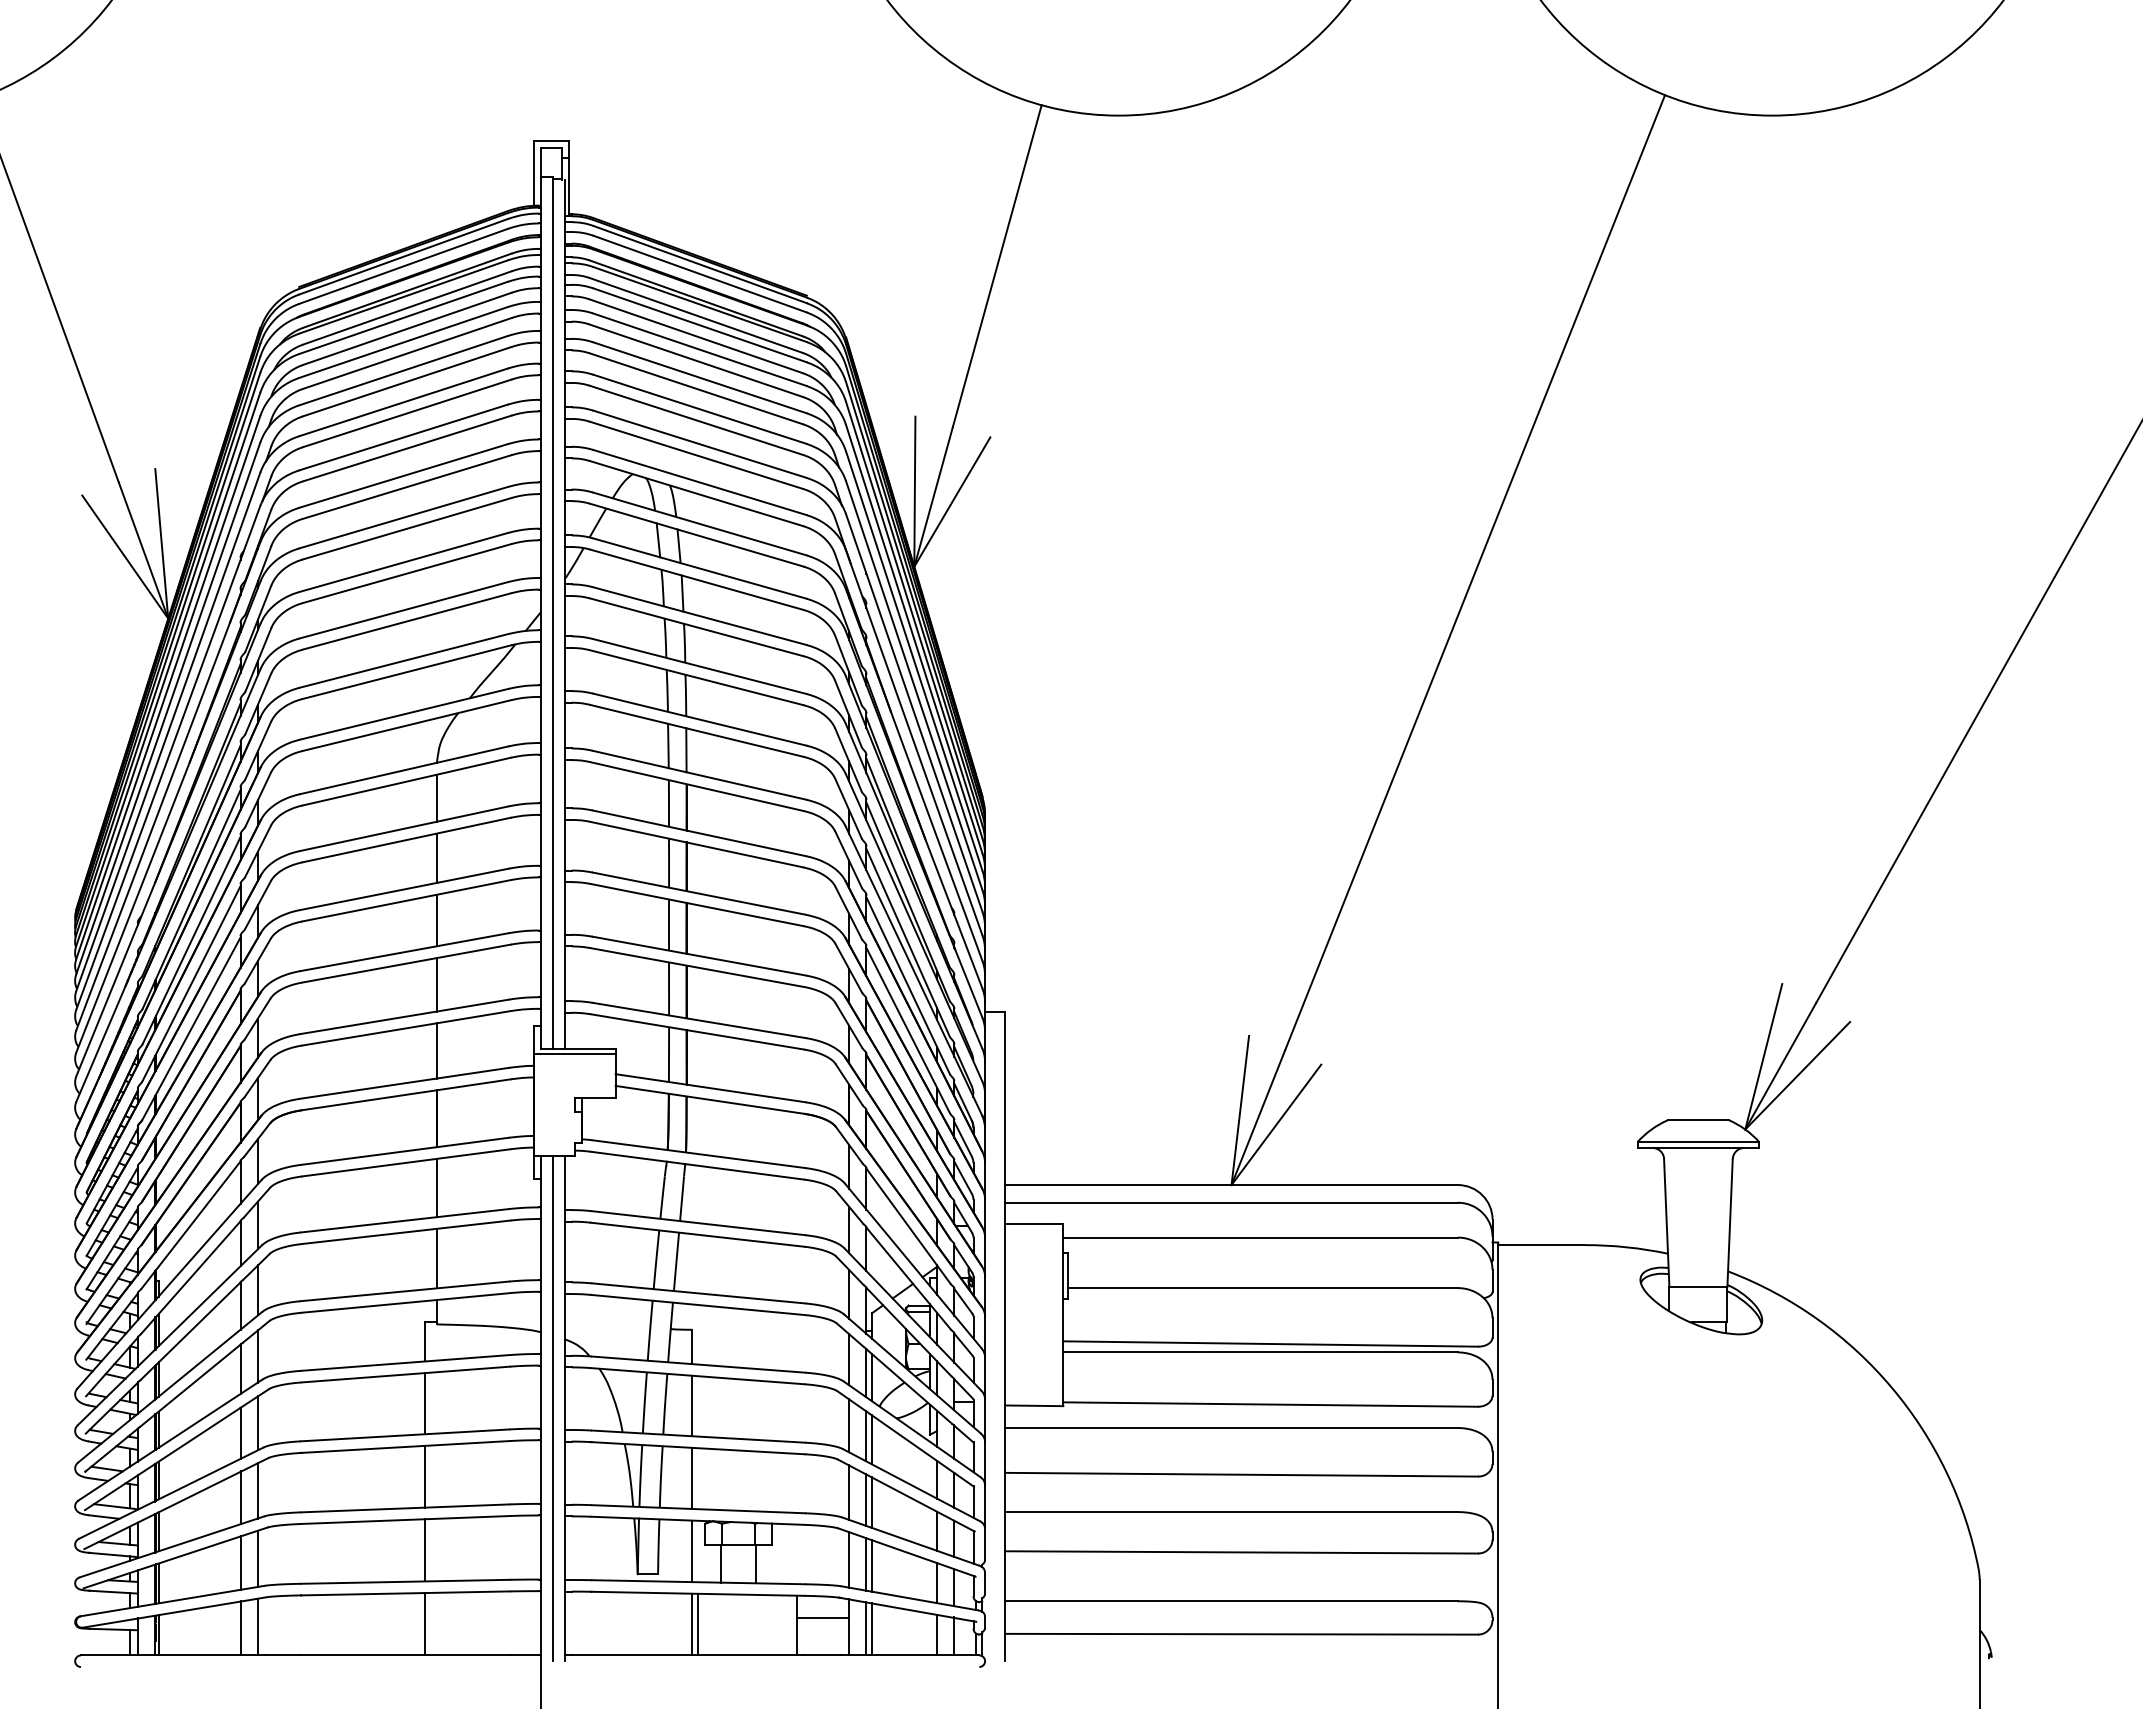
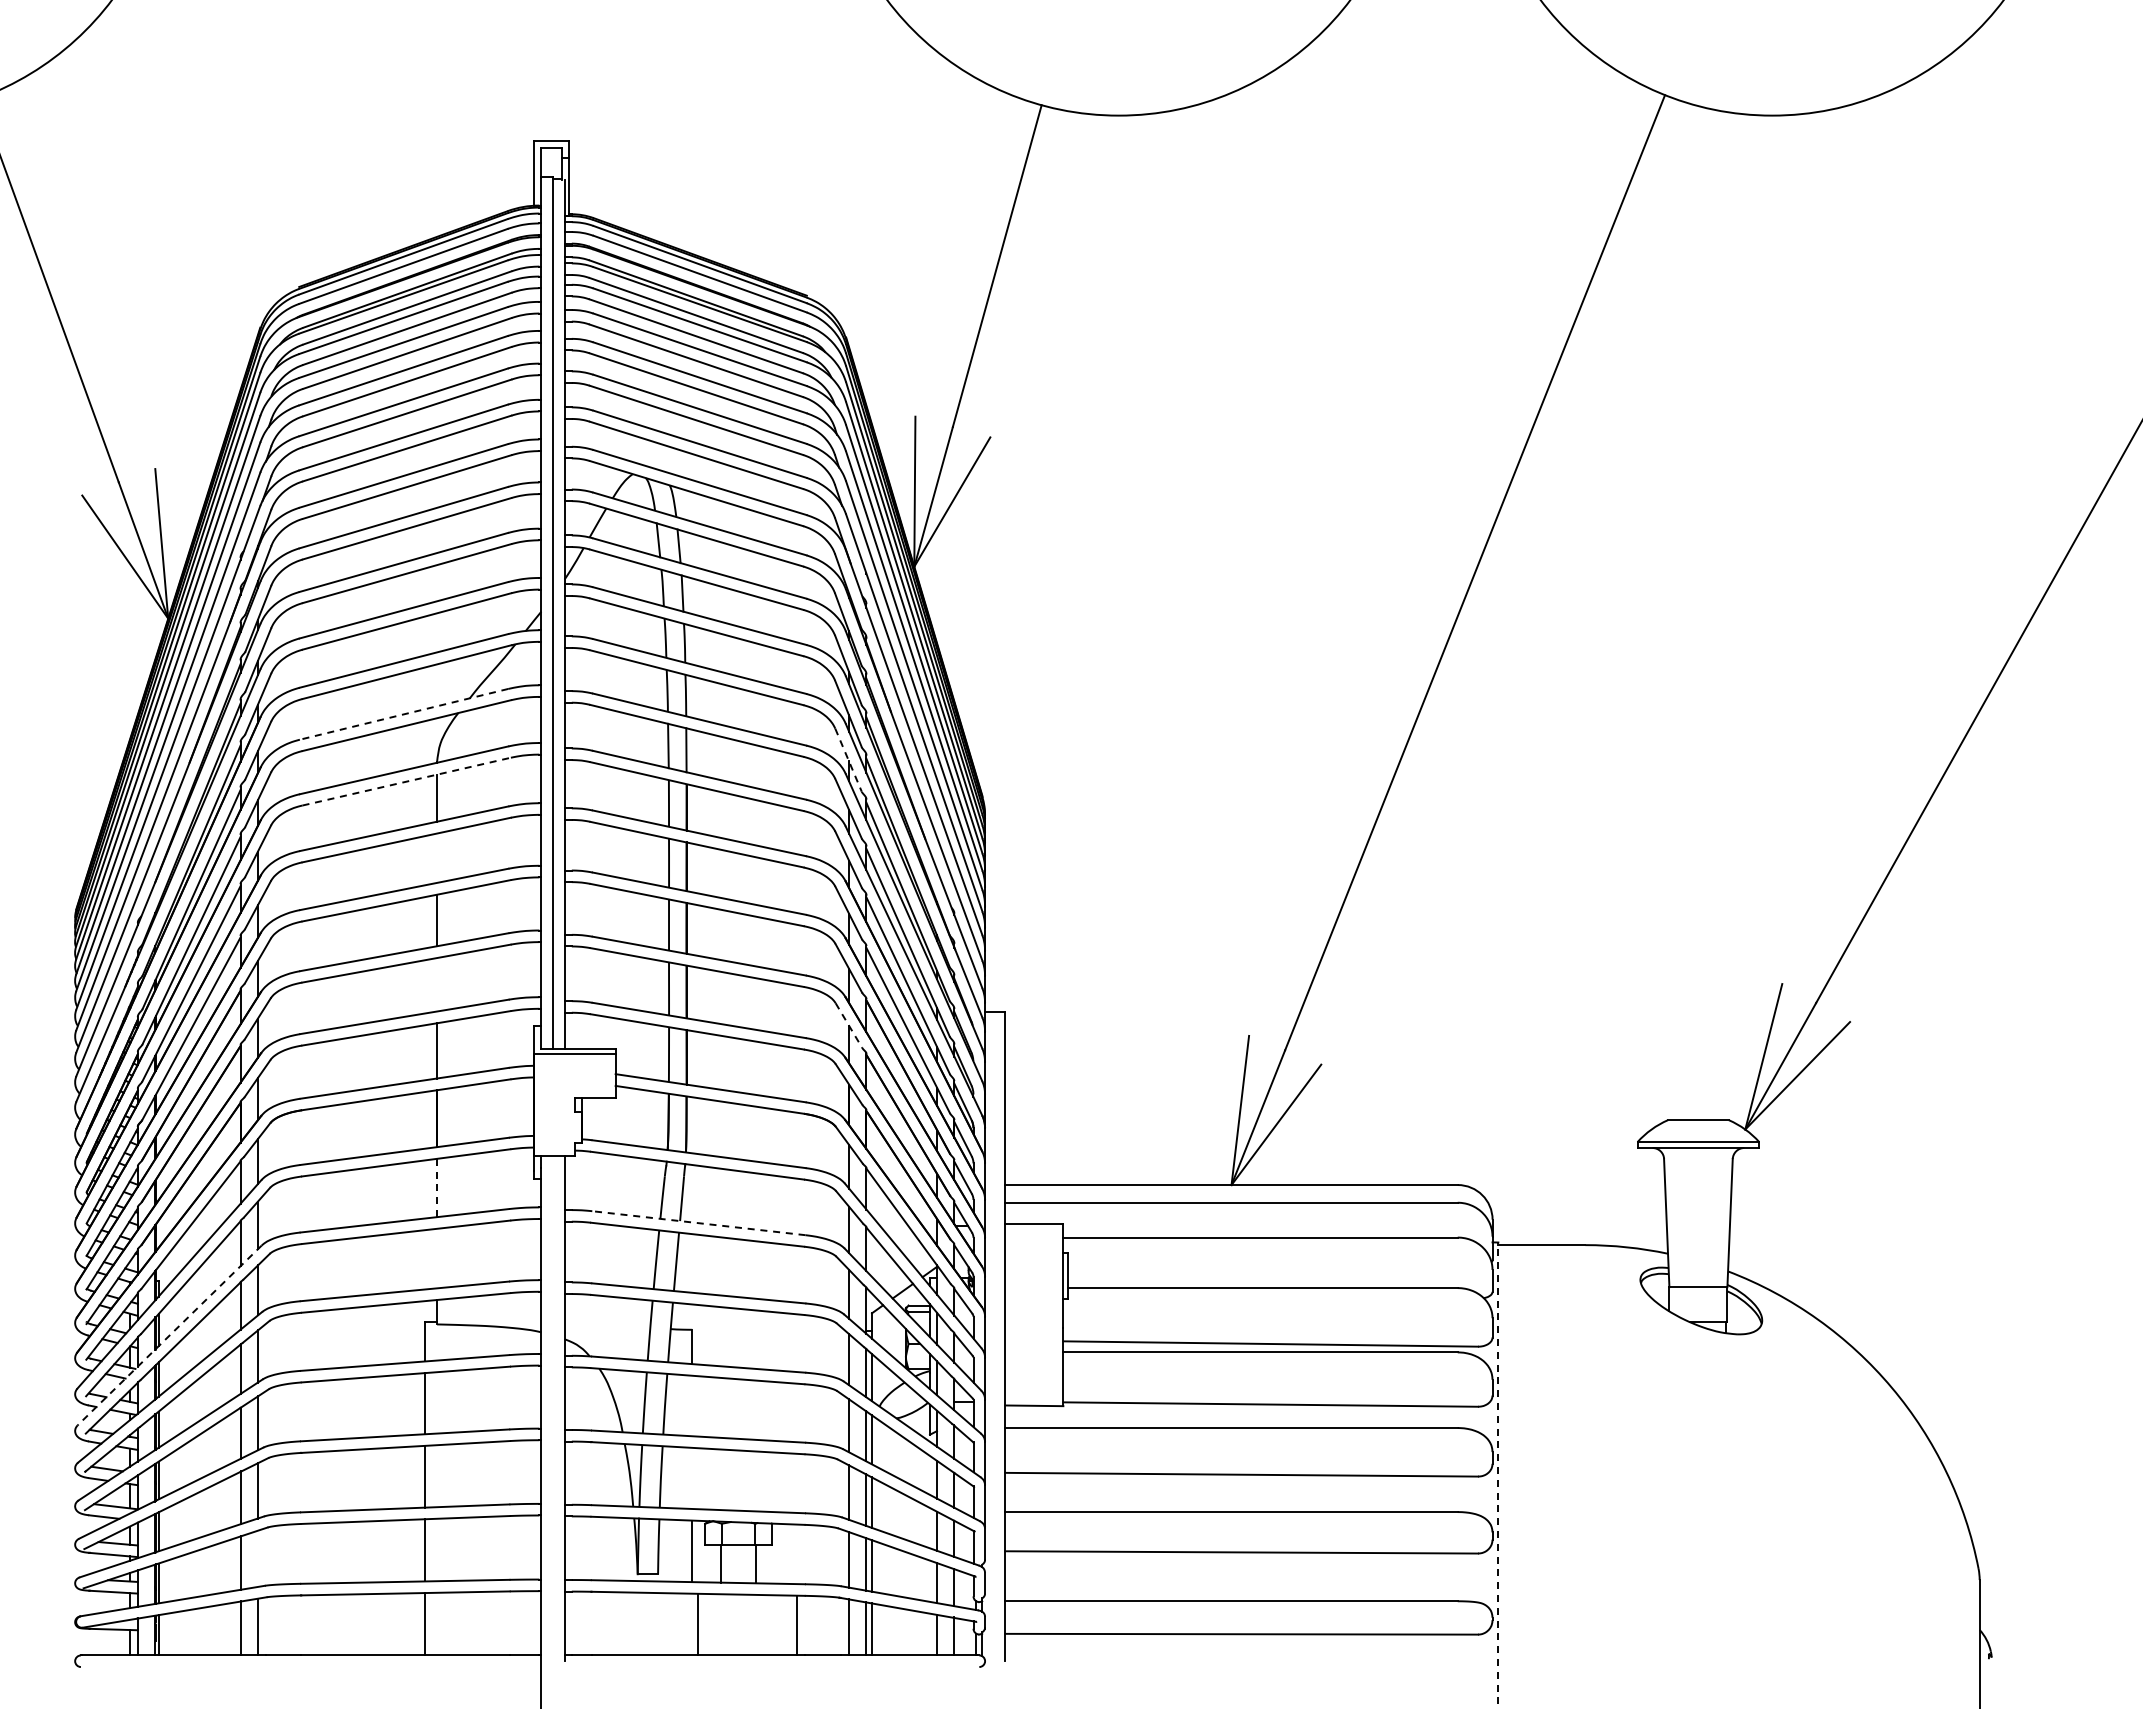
line: solid -> dashed (403, 714)
line: solid -> dashed (848, 760)
line: solid -> dashed (406, 781)
line: present -> none (437, 857)
line: present -> none (437, 984)
line: solid -> dashed (849, 1025)
line: solid -> dashed (437, 1188)
line: solid -> dashed (698, 1223)
line: present -> none (437, 1258)
line: solid -> dashed (169, 1335)
line: present -> none (692, 1405)
line: present -> none (553, 1408)
line: solid -> dashed (1498, 1475)
line: present -> none (692, 1477)
line: present -> none (257, 1558)
line: present -> none (822, 1617)
line: present -> none (692, 1624)
